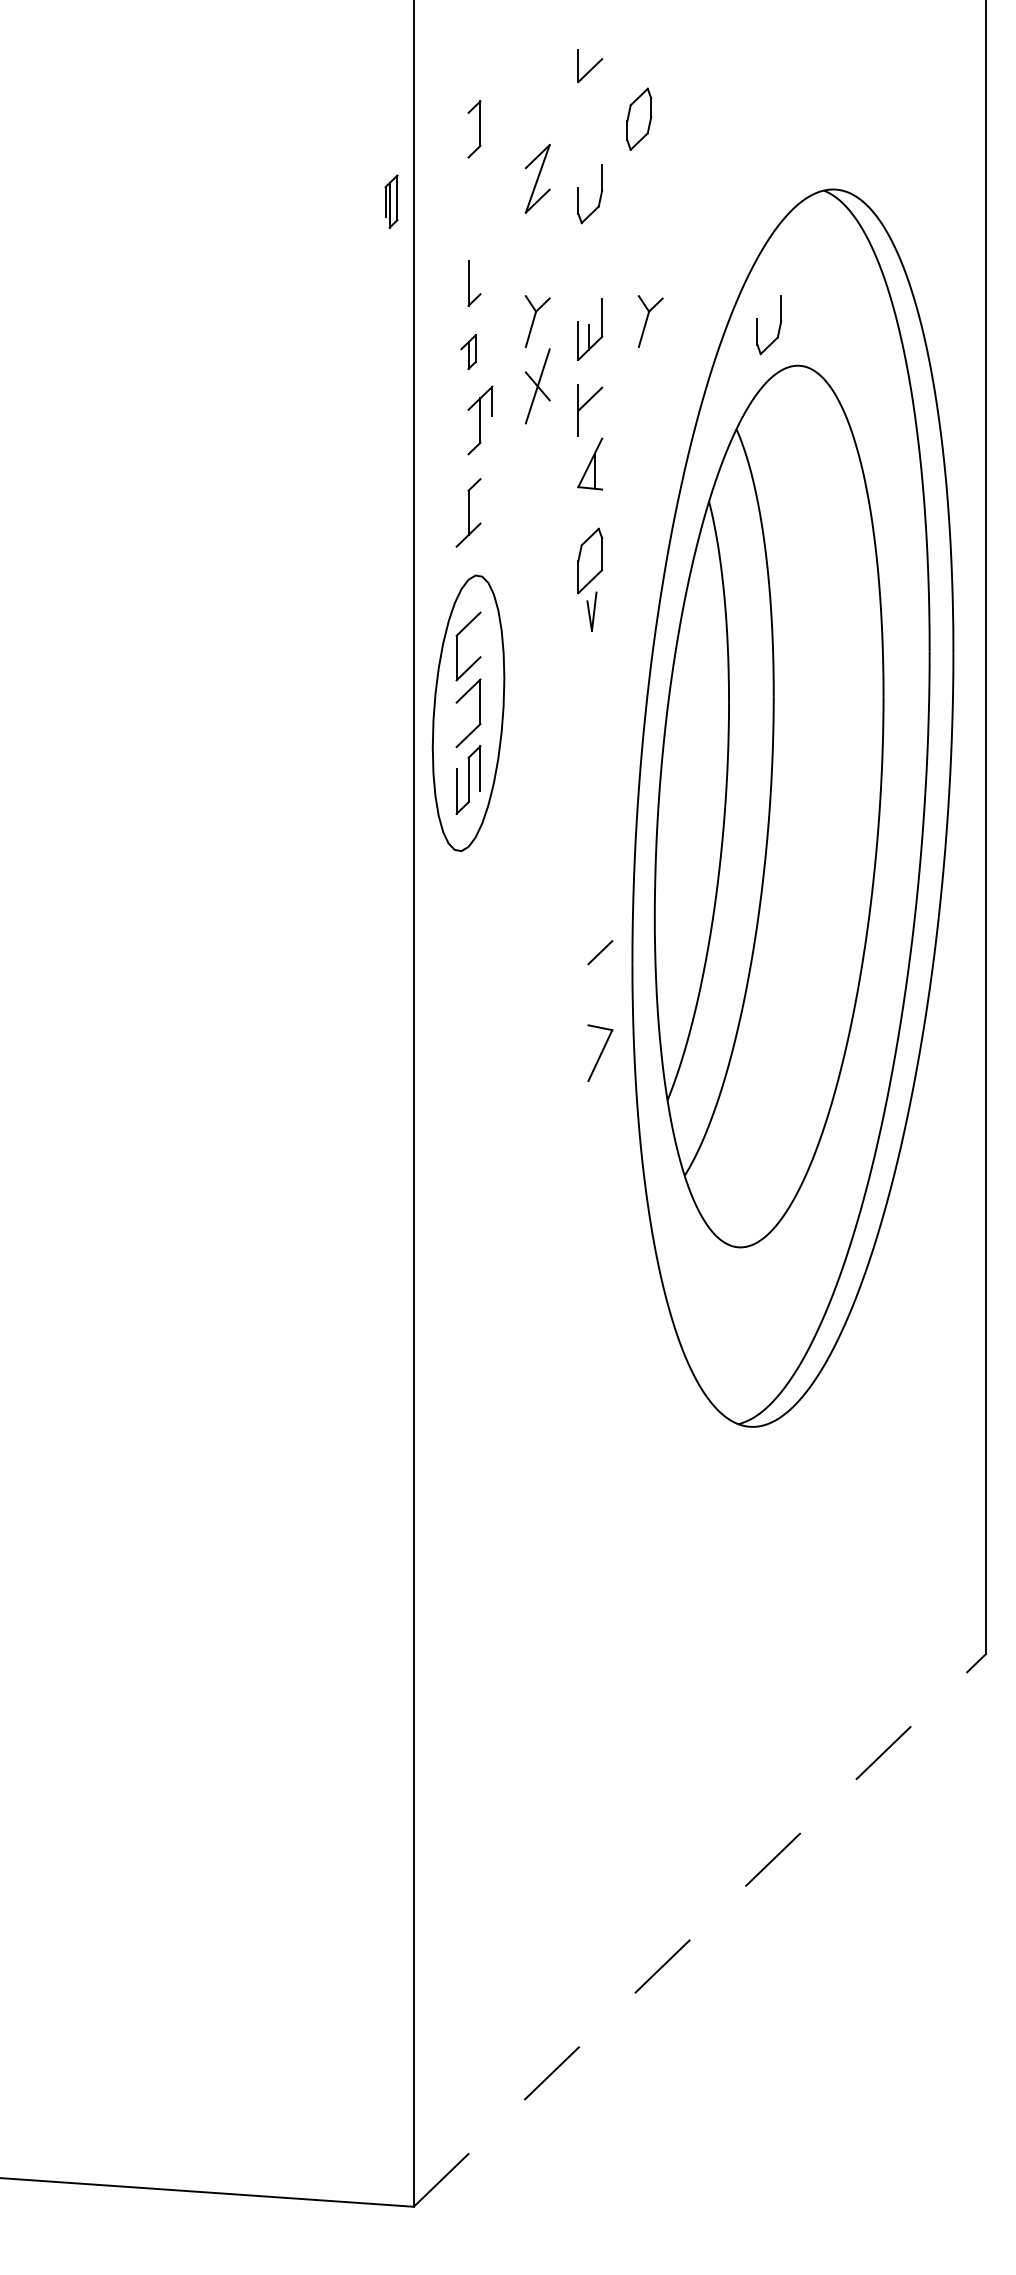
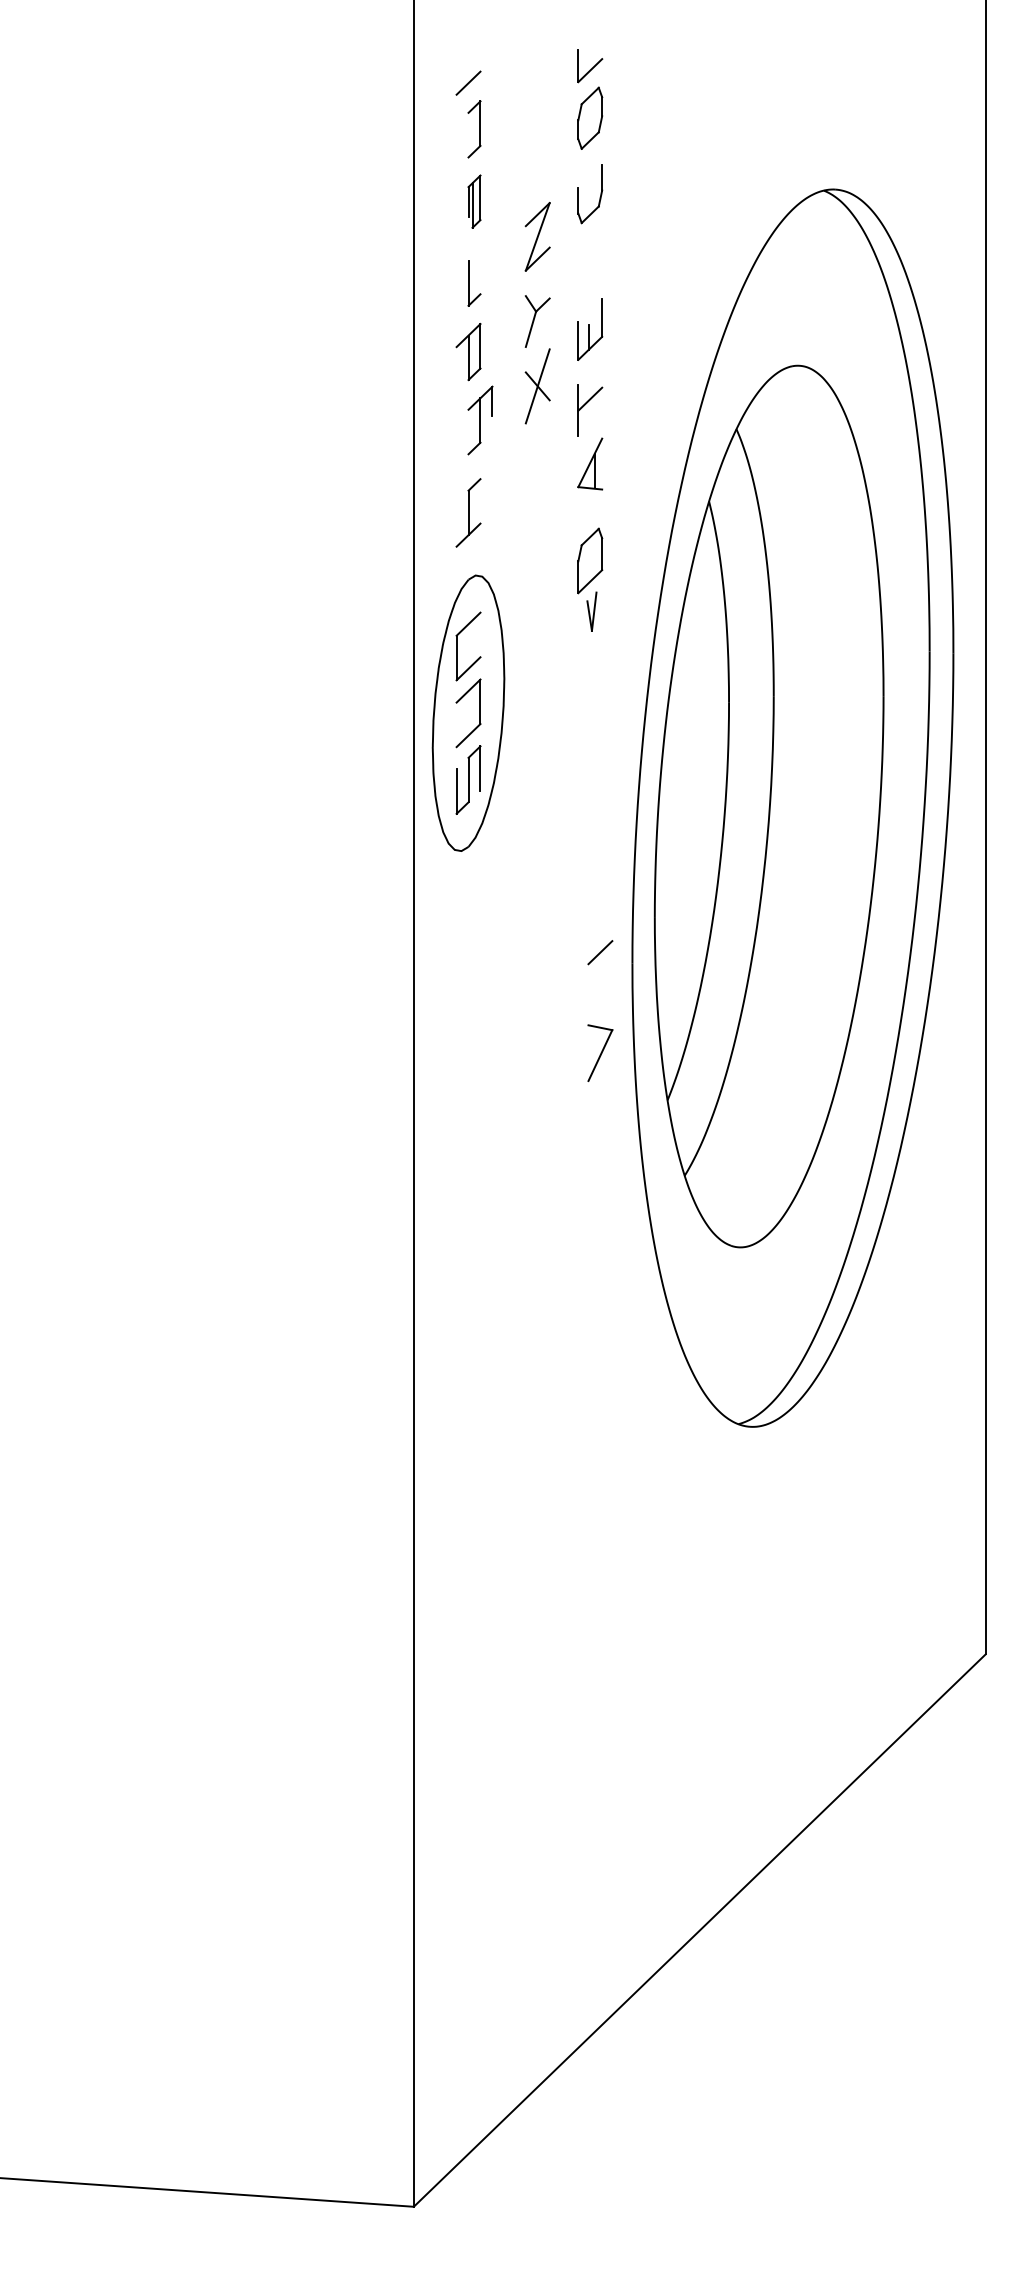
line: none -> present (468, 82)
part position: (639, 118) -> (590, 117) (590, 117)
part position: (537, 178) -> (537, 236) (537, 236)
part position: (391, 201) -> (474, 201) (474, 201)
part: present -> none (650, 321)
part: present -> none (778, 328)
part size: 17x37 px -> 27x59 px (468, 352)
line: dashed -> solid (700, 1930)
